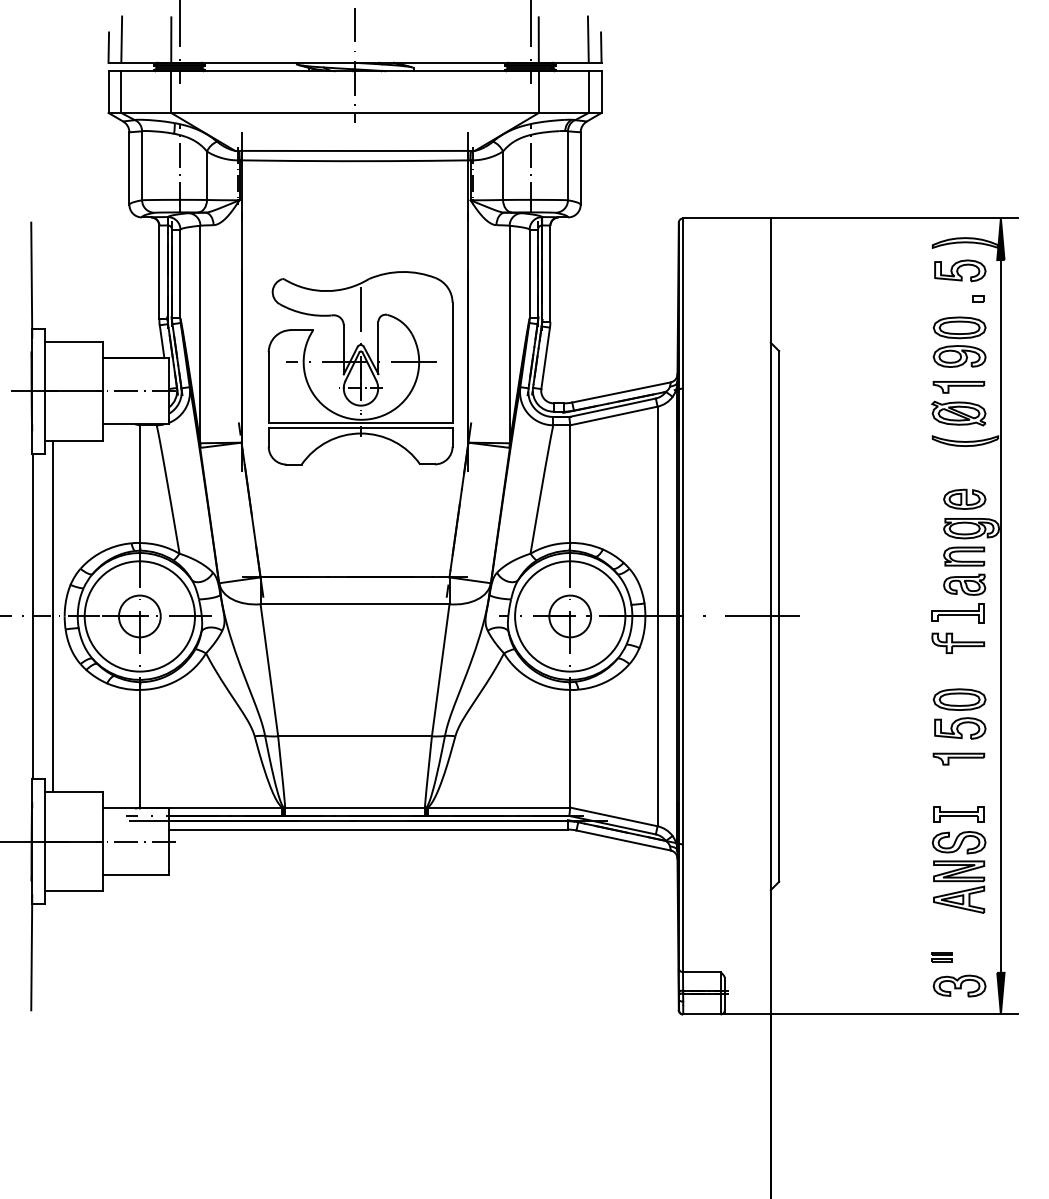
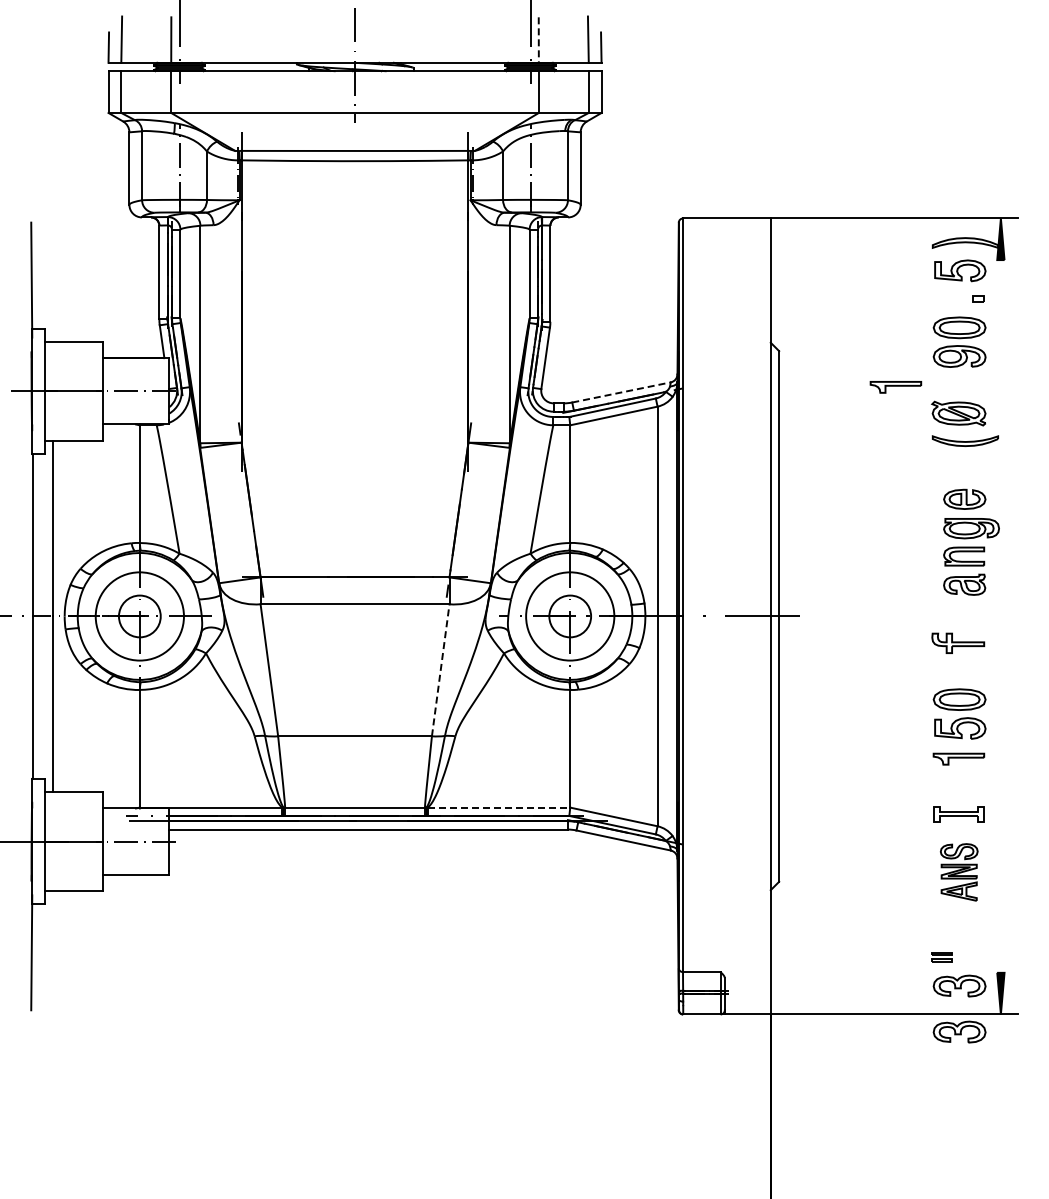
line: solid -> dashed (538, 40)
part: present -> none (360, 368)
part position: (958, 387) -> (895, 387) (895, 387)
line: solid -> dashed (622, 392)
part: present -> none (957, 613)
circle diameter: 110 px -> 88 px (139, 616)
circle diameter: 110 px -> 88 px (570, 616)
line: present -> none (1000, 616)
line: solid -> dashed (440, 670)
line: solid -> dashed (499, 807)
part size: 55x83 px -> 40x59 px (958, 872)
part: none -> present (959, 1031)
